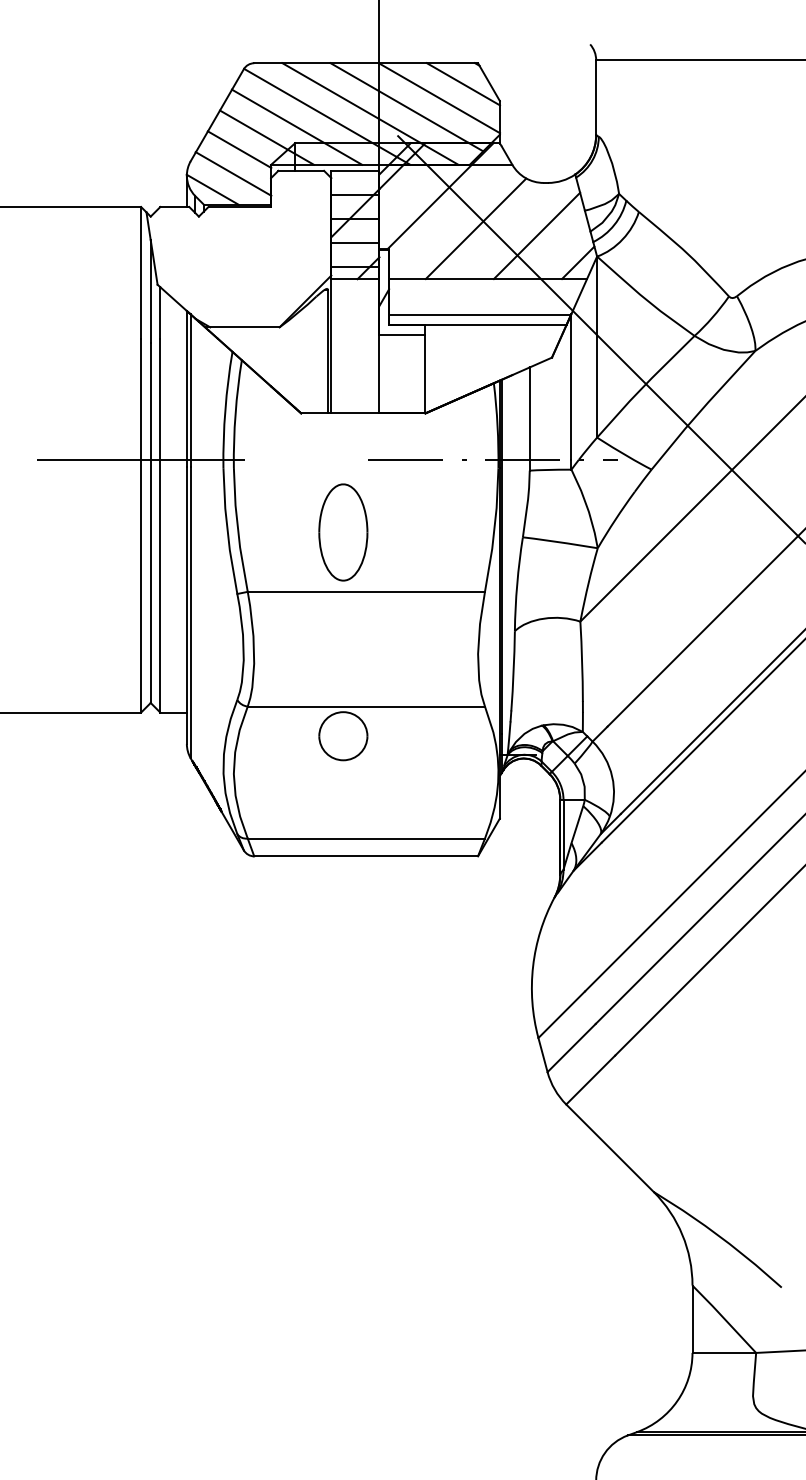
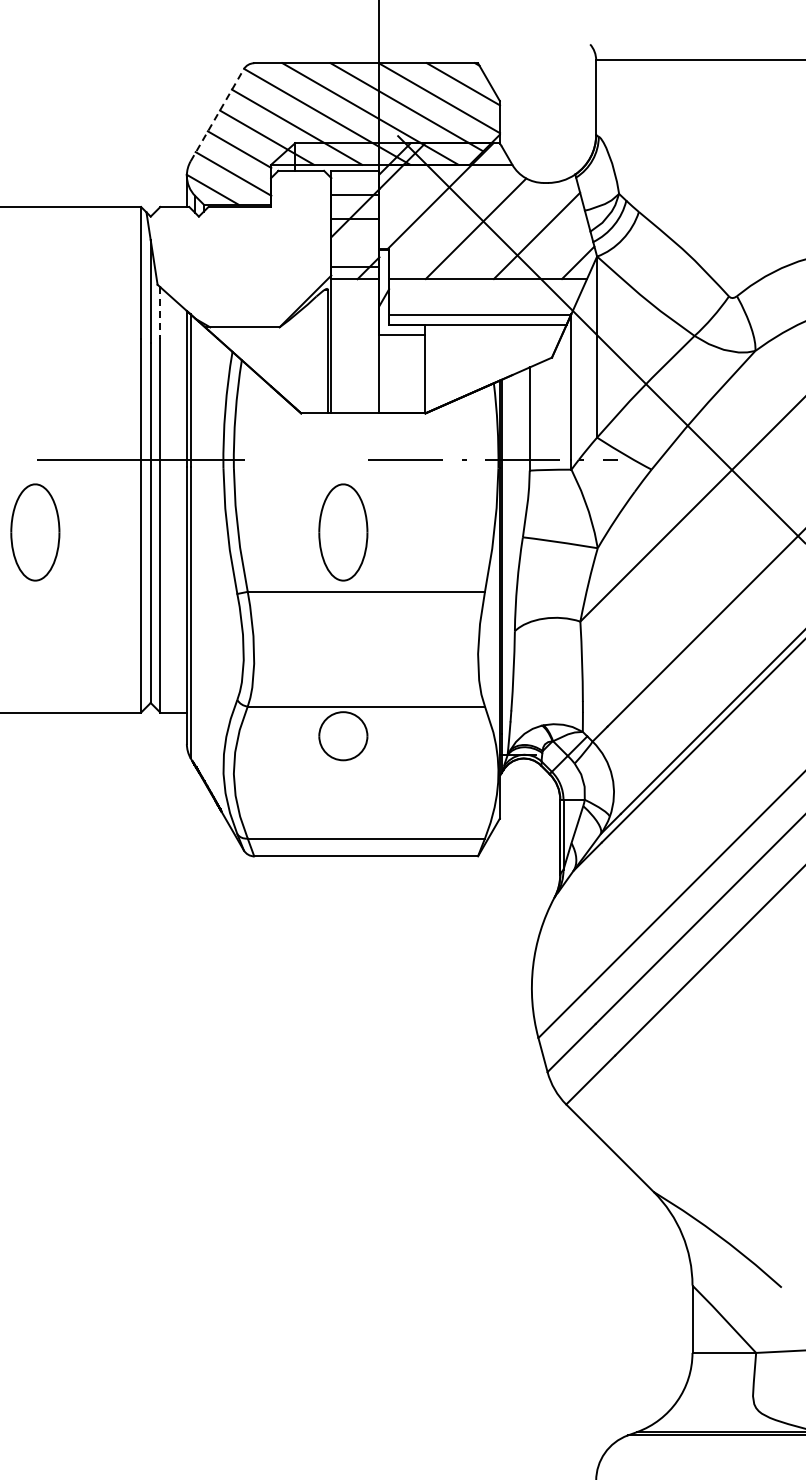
line: solid -> dashed (217, 114)
line: present -> none (355, 243)
line: solid -> dashed (160, 312)
part: none -> present (35, 532)
